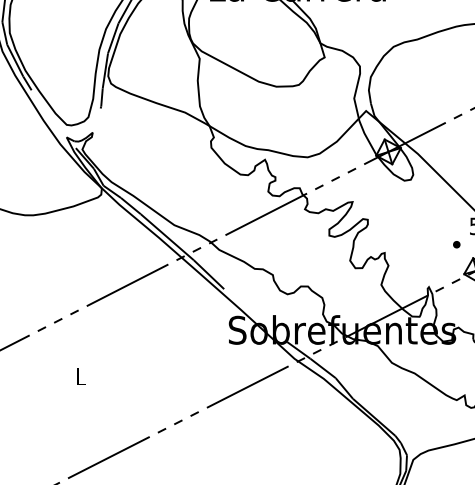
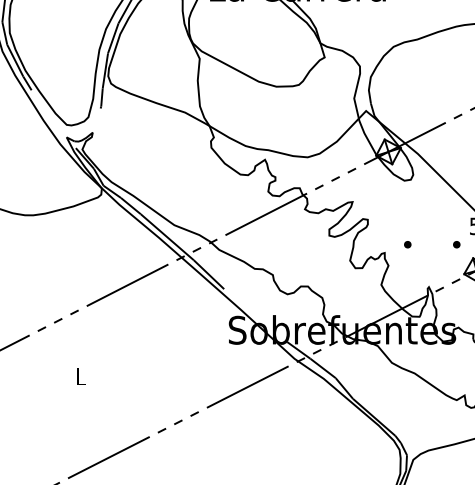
part: none -> present (407, 244)
